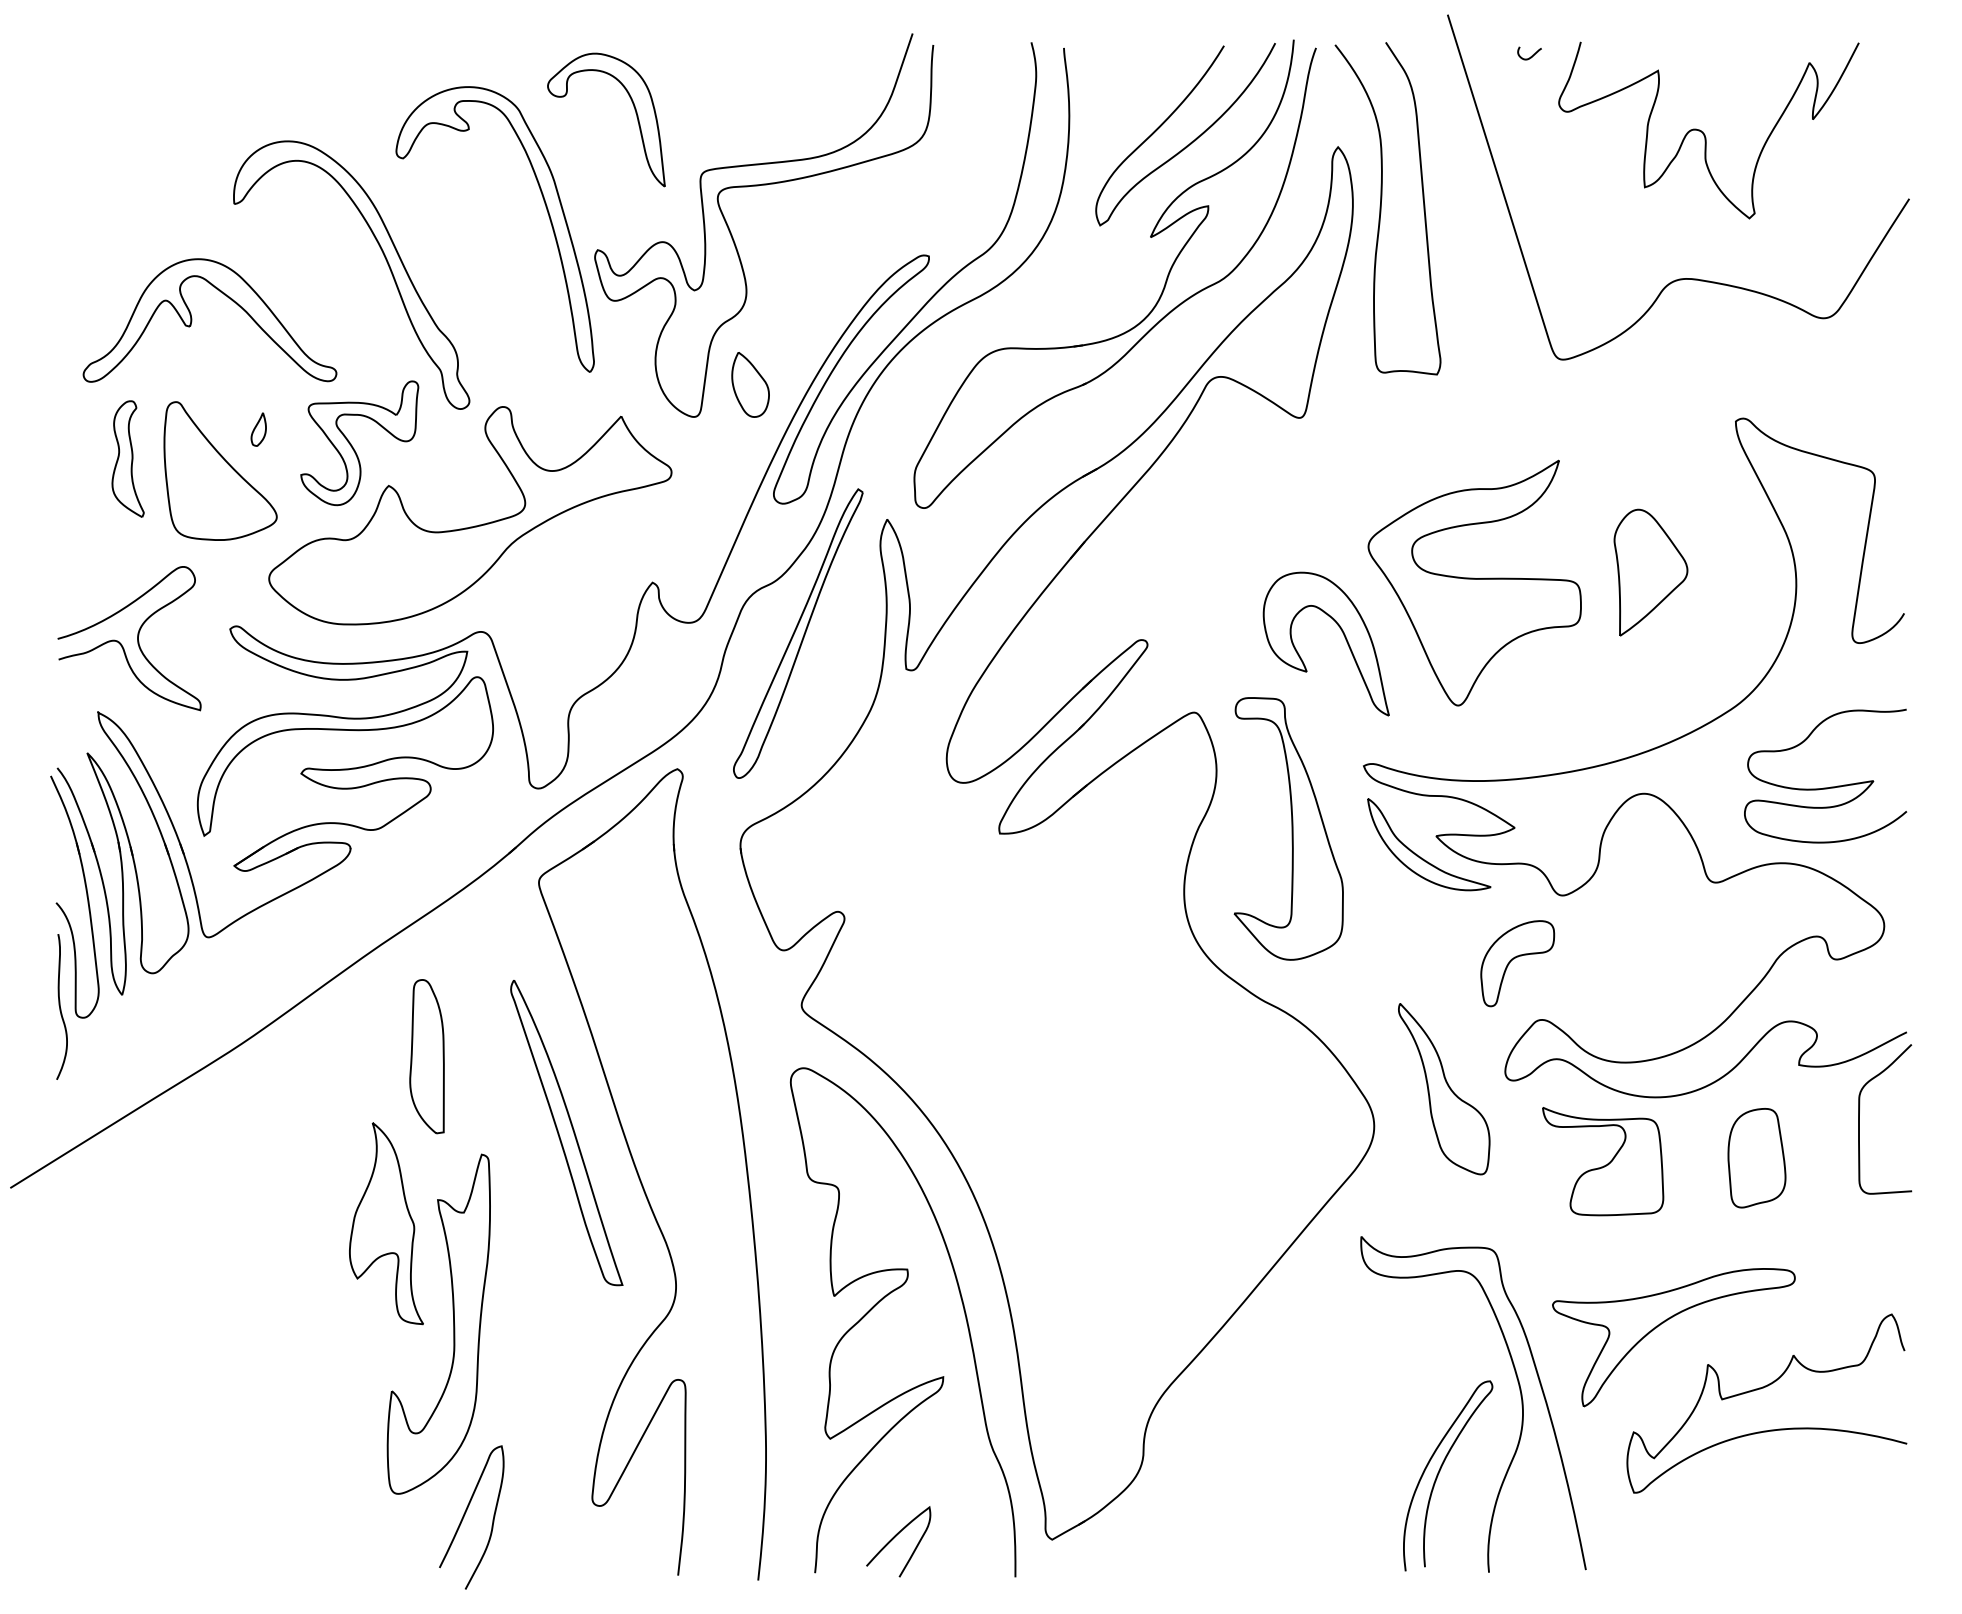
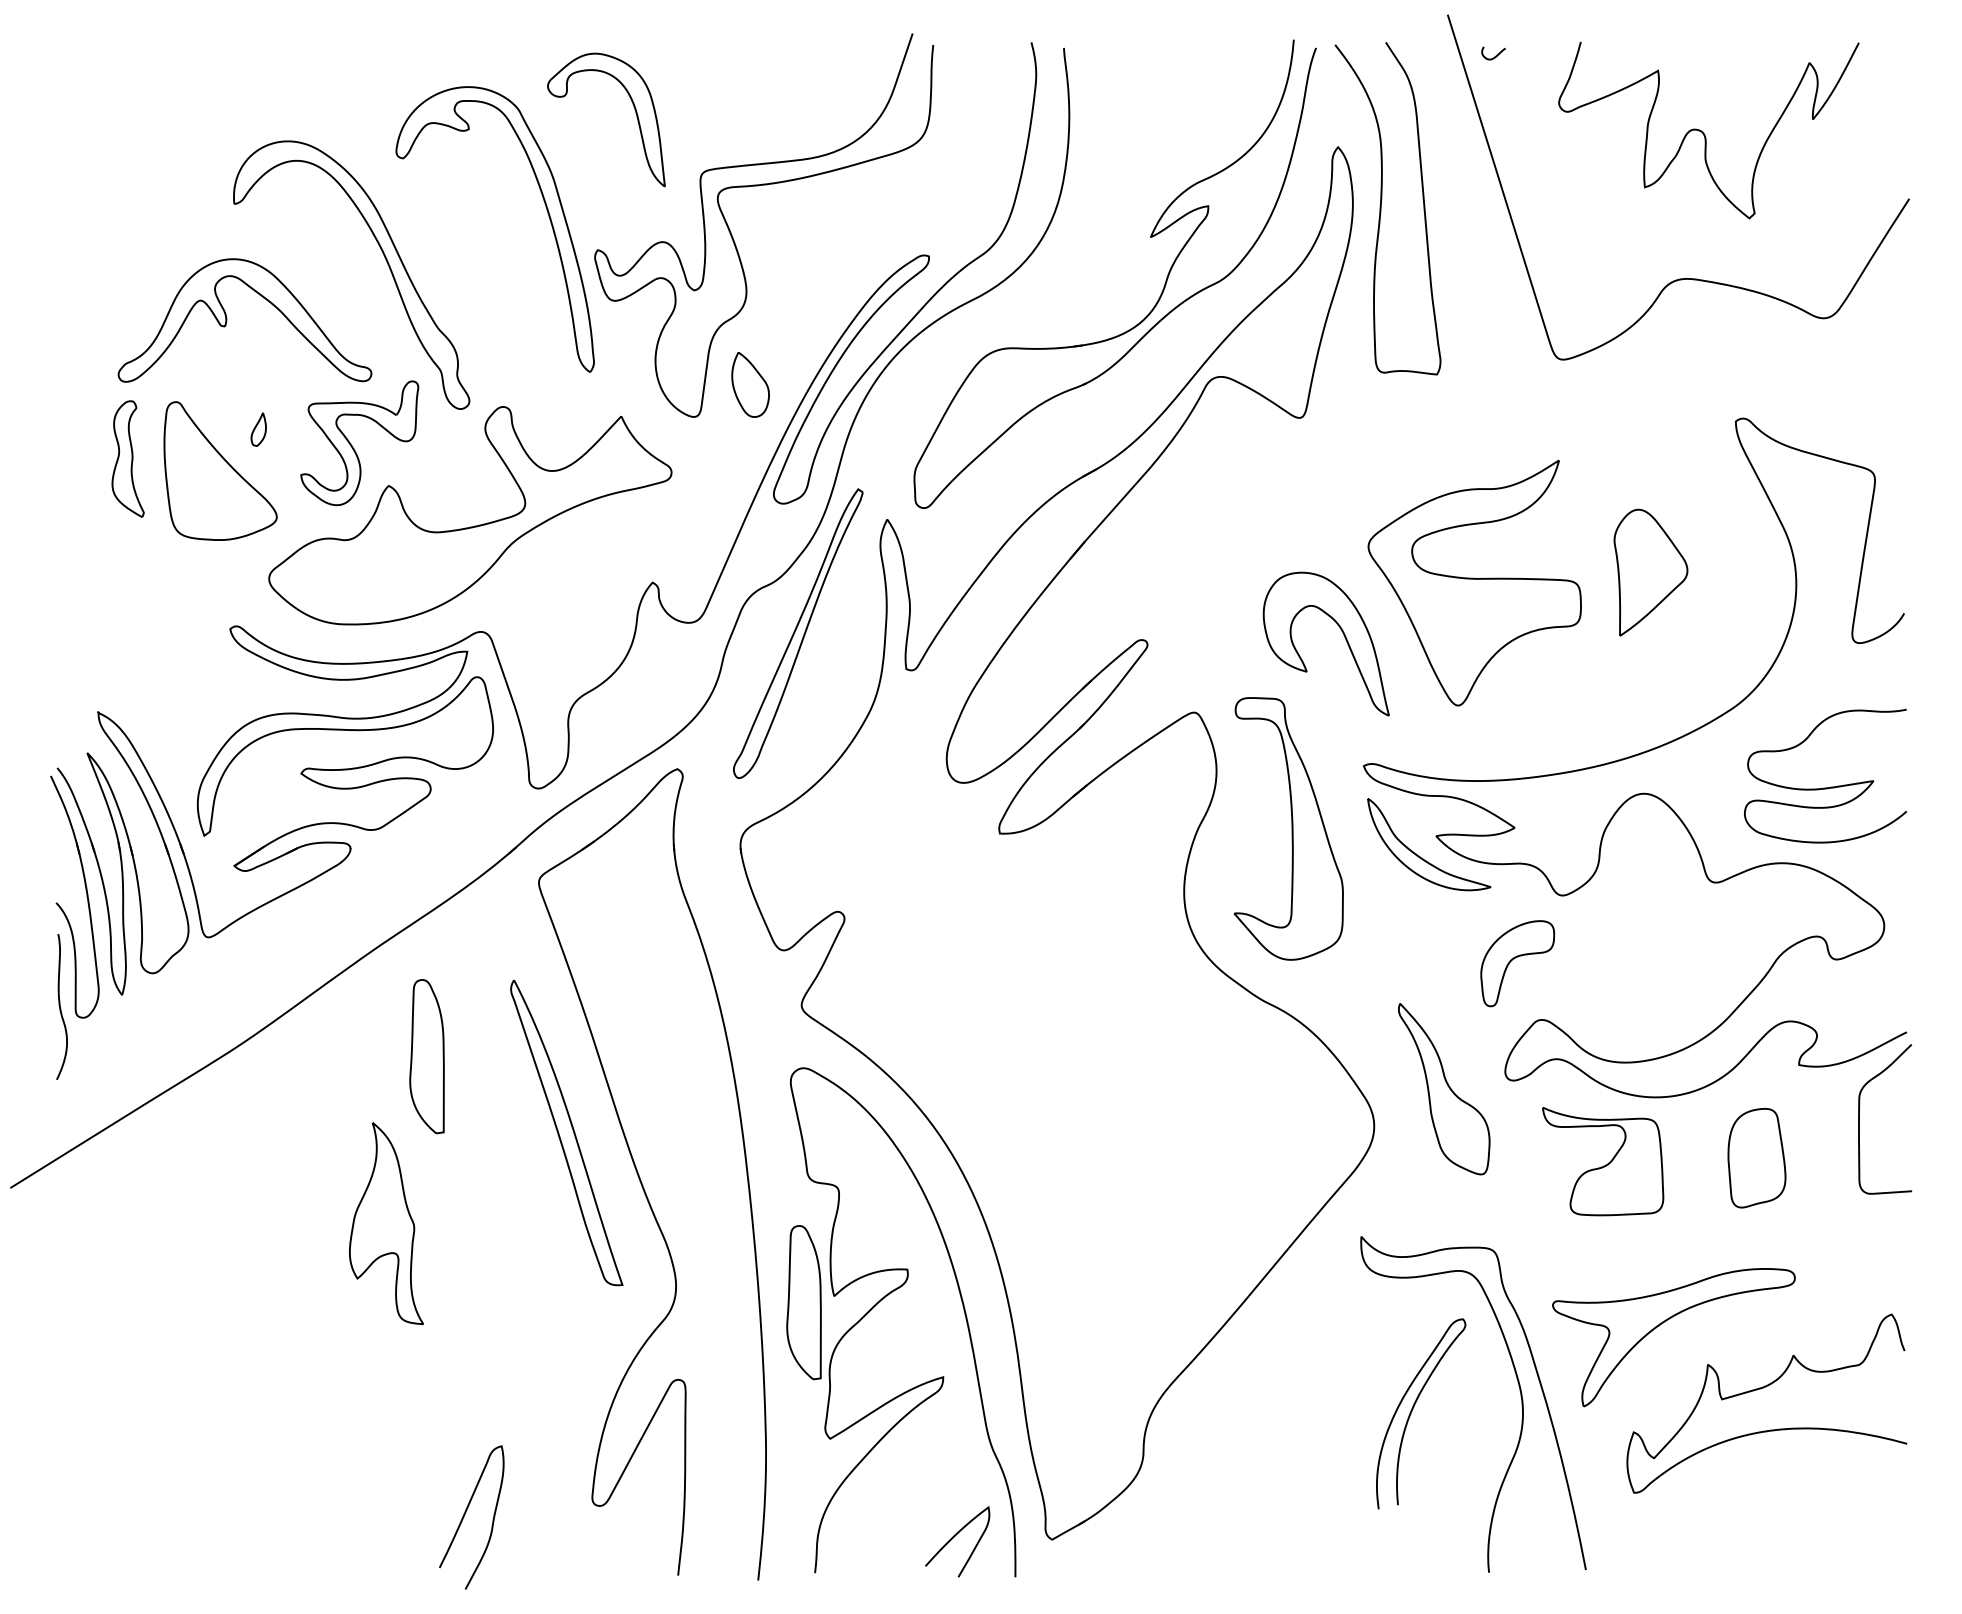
curve position: (1531, 55) -> (1495, 55) (1495, 55)
curve: present -> none (1191, 141)
part position: (192, 320) -> (227, 320) (227, 320)
curve: present -> none (137, 638)
part: none -> present (803, 1302)
part: present -> none (453, 1323)
curve position: (1440, 1471) -> (1413, 1409) (1413, 1409)
curve position: (895, 1537) -> (954, 1537) (954, 1537)
